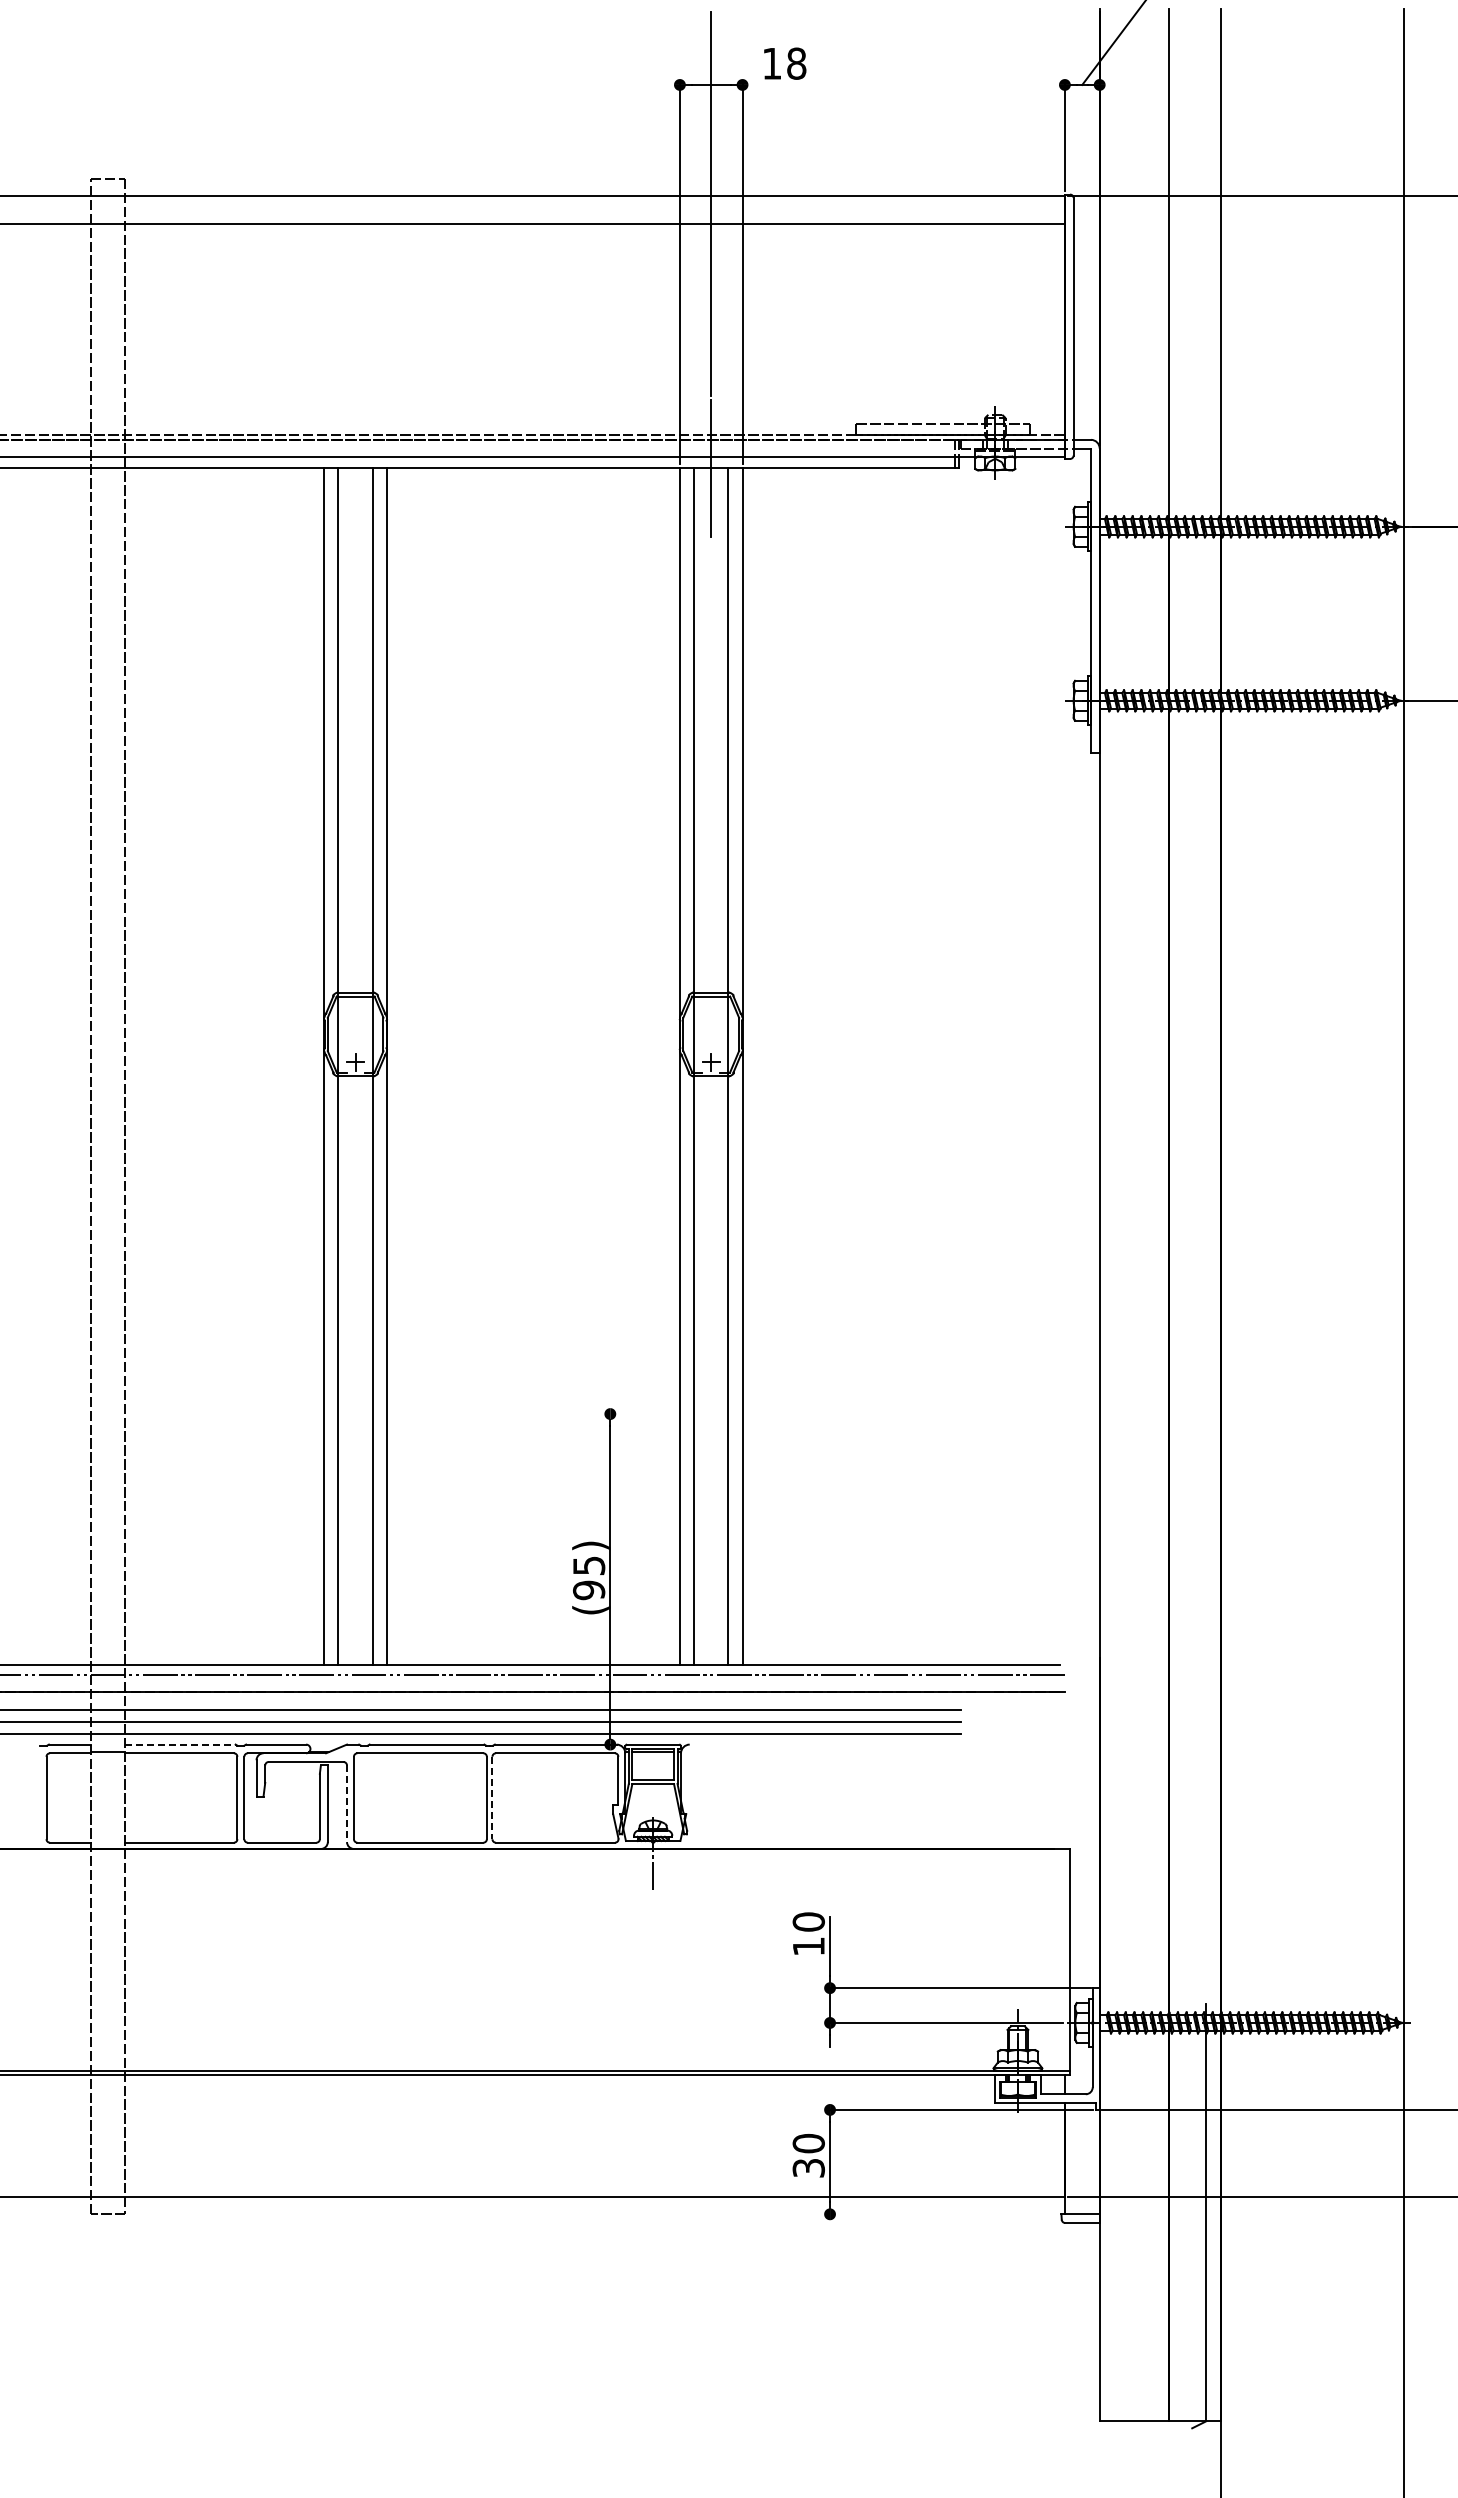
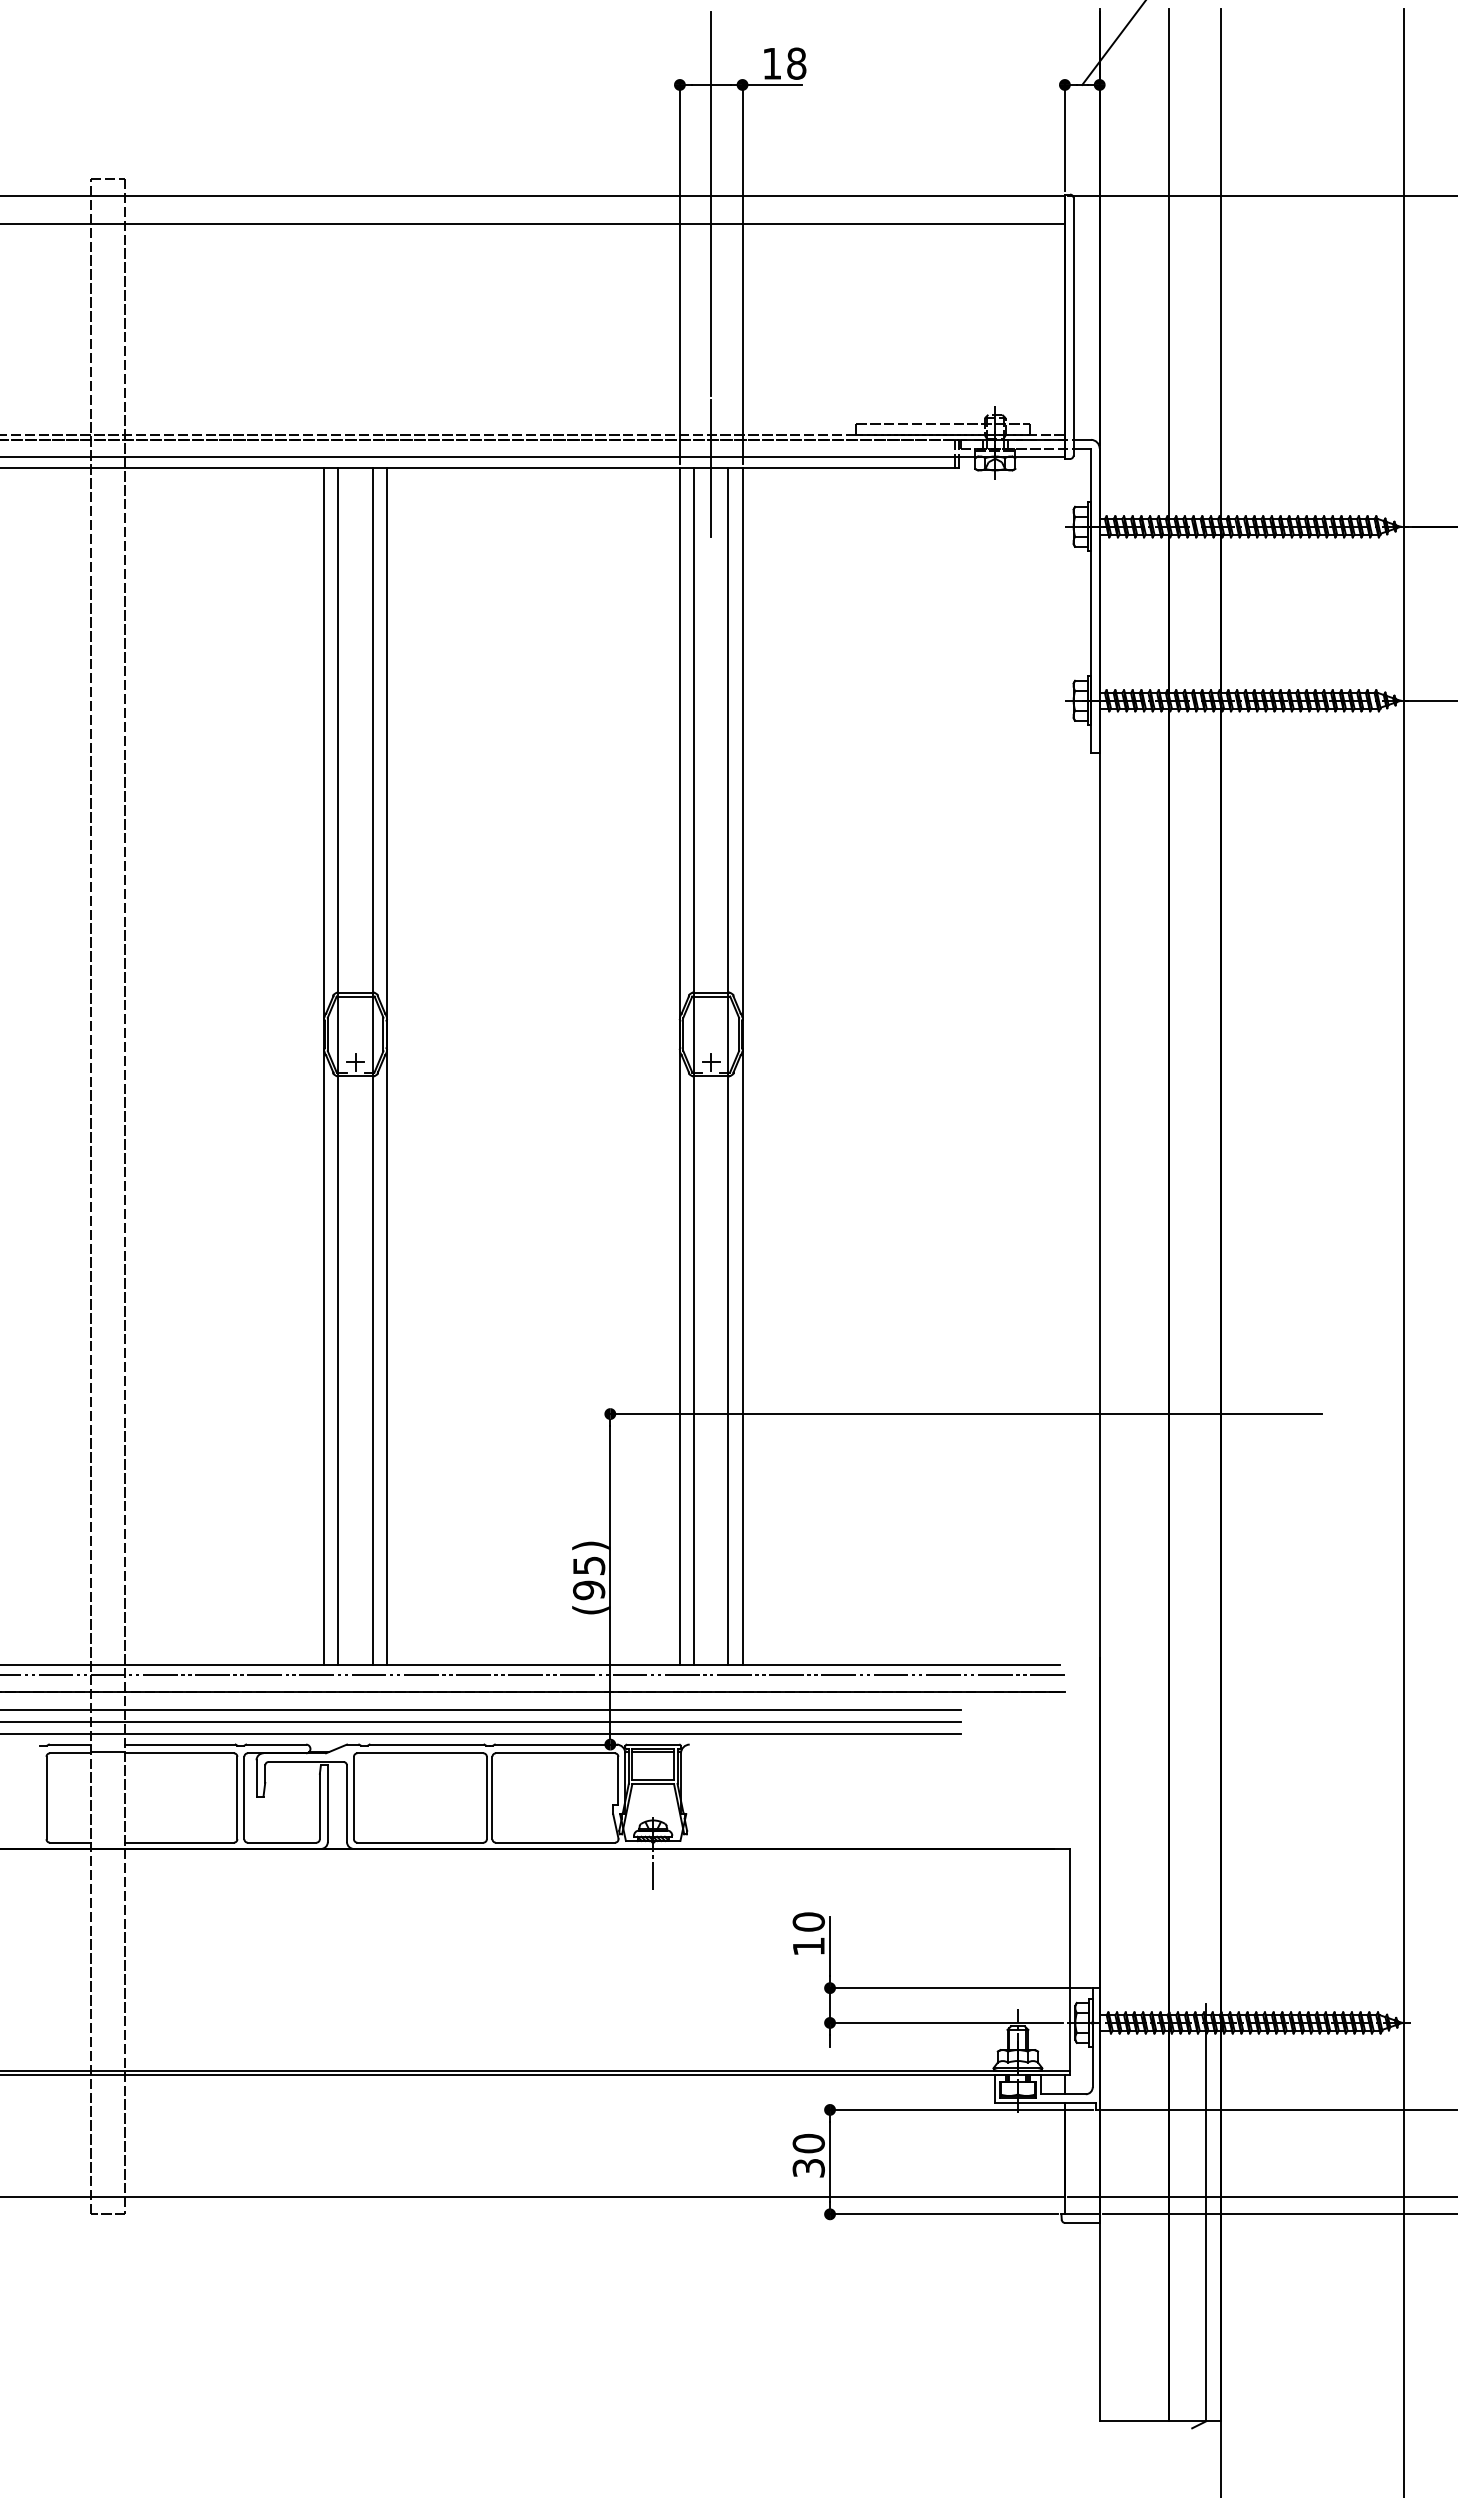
line: none -> present (772, 84)
line: none -> present (964, 1414)
line: dashed -> solid (181, 1744)
line: dashed -> solid (492, 1798)
line: dashed -> solid (347, 1804)
line: none -> present (941, 2214)
line: none -> present (1278, 2214)
